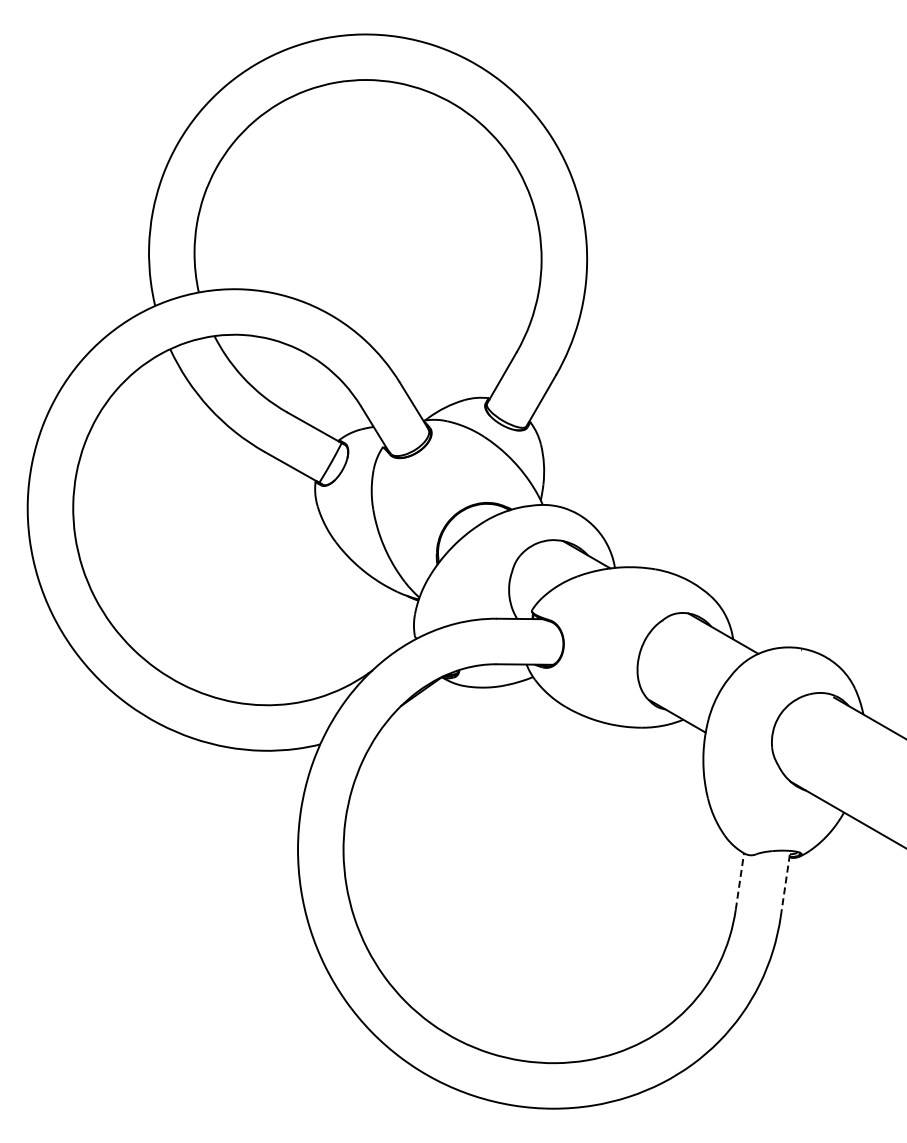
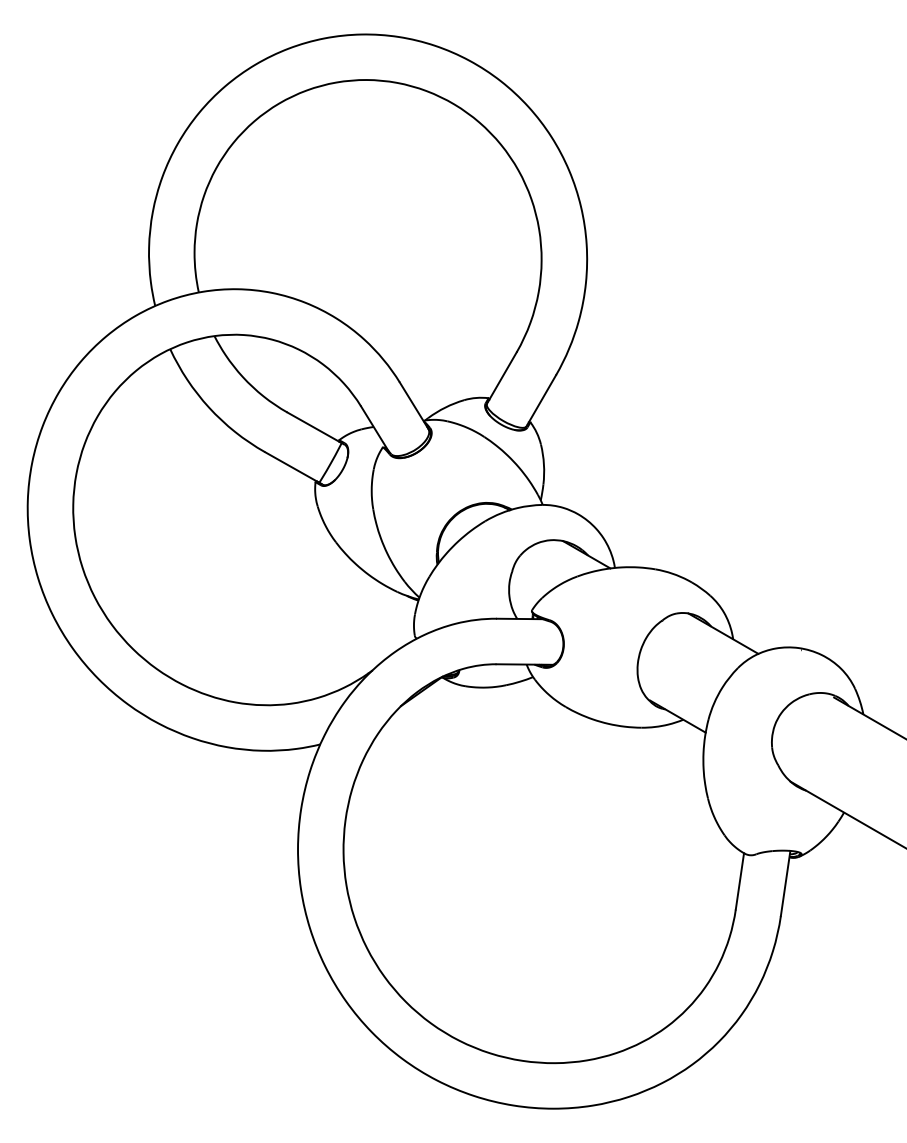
line: dashed -> solid (740, 880)
line: dashed -> solid (785, 883)
